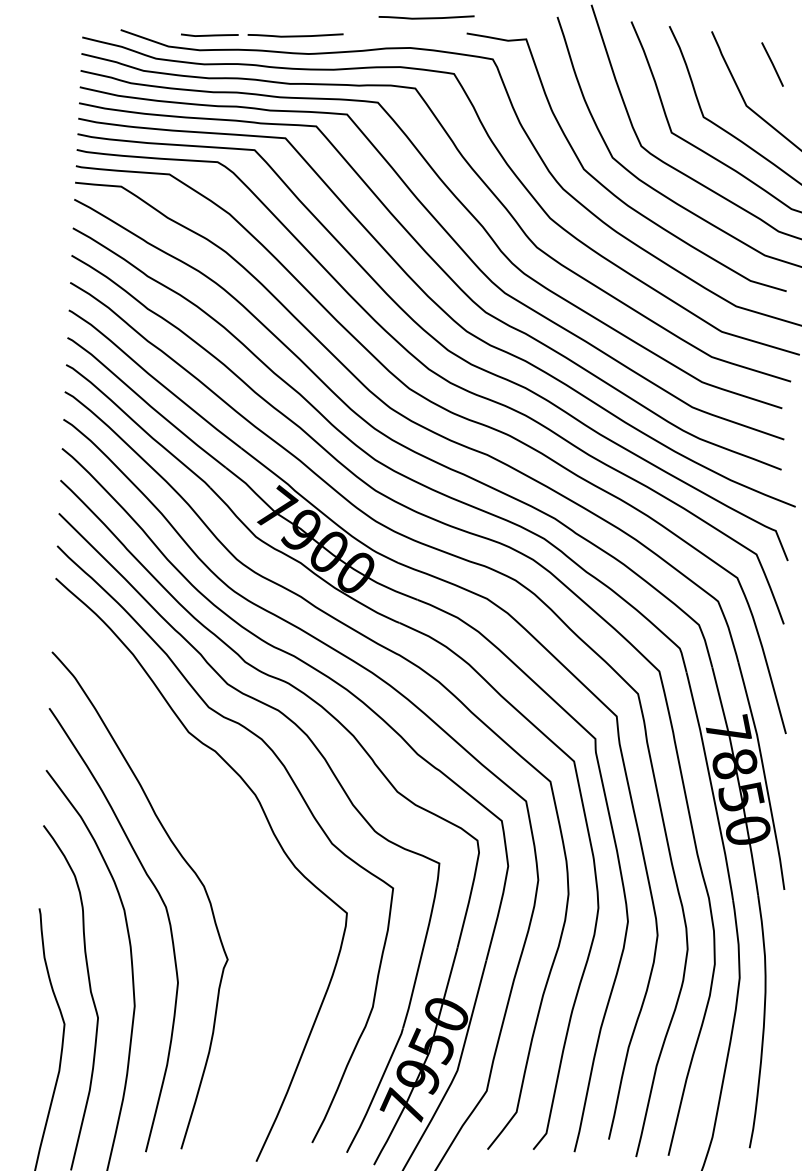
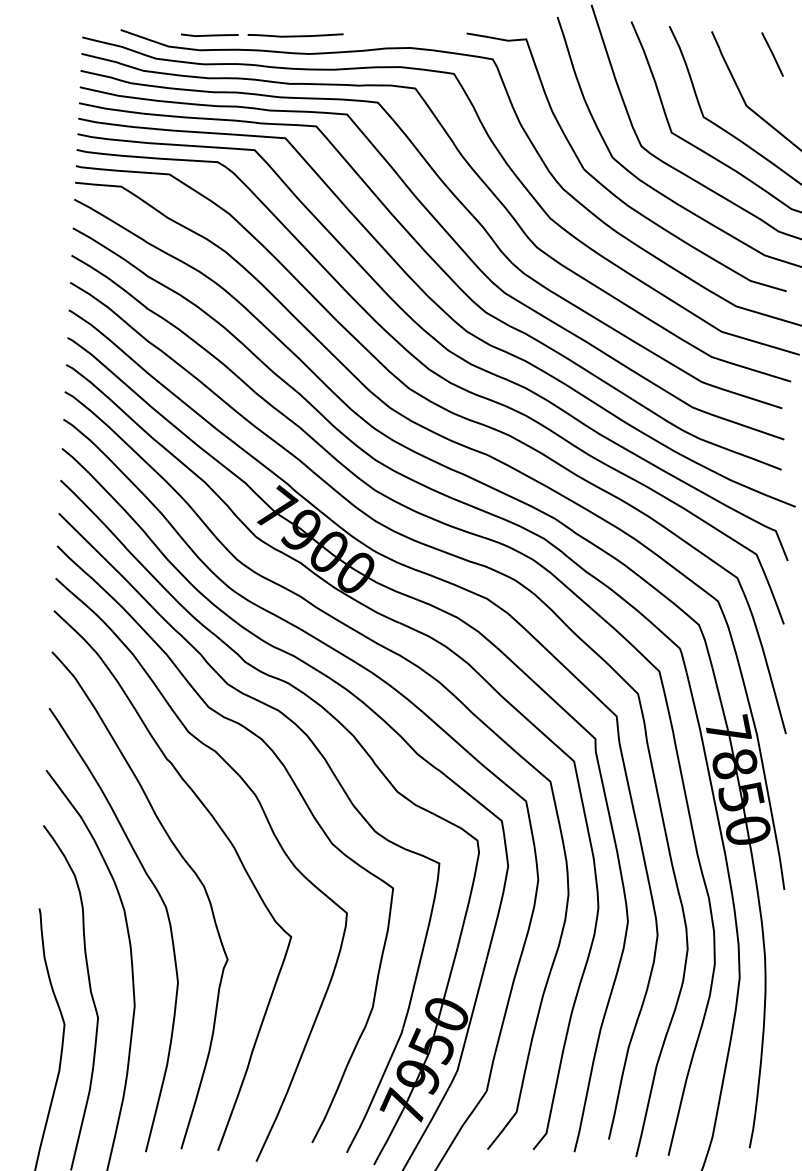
curve: present -> none (426, 17)
line position: (772, 64) -> (772, 54) (772, 54)
curve: none -> present (226, 838)
